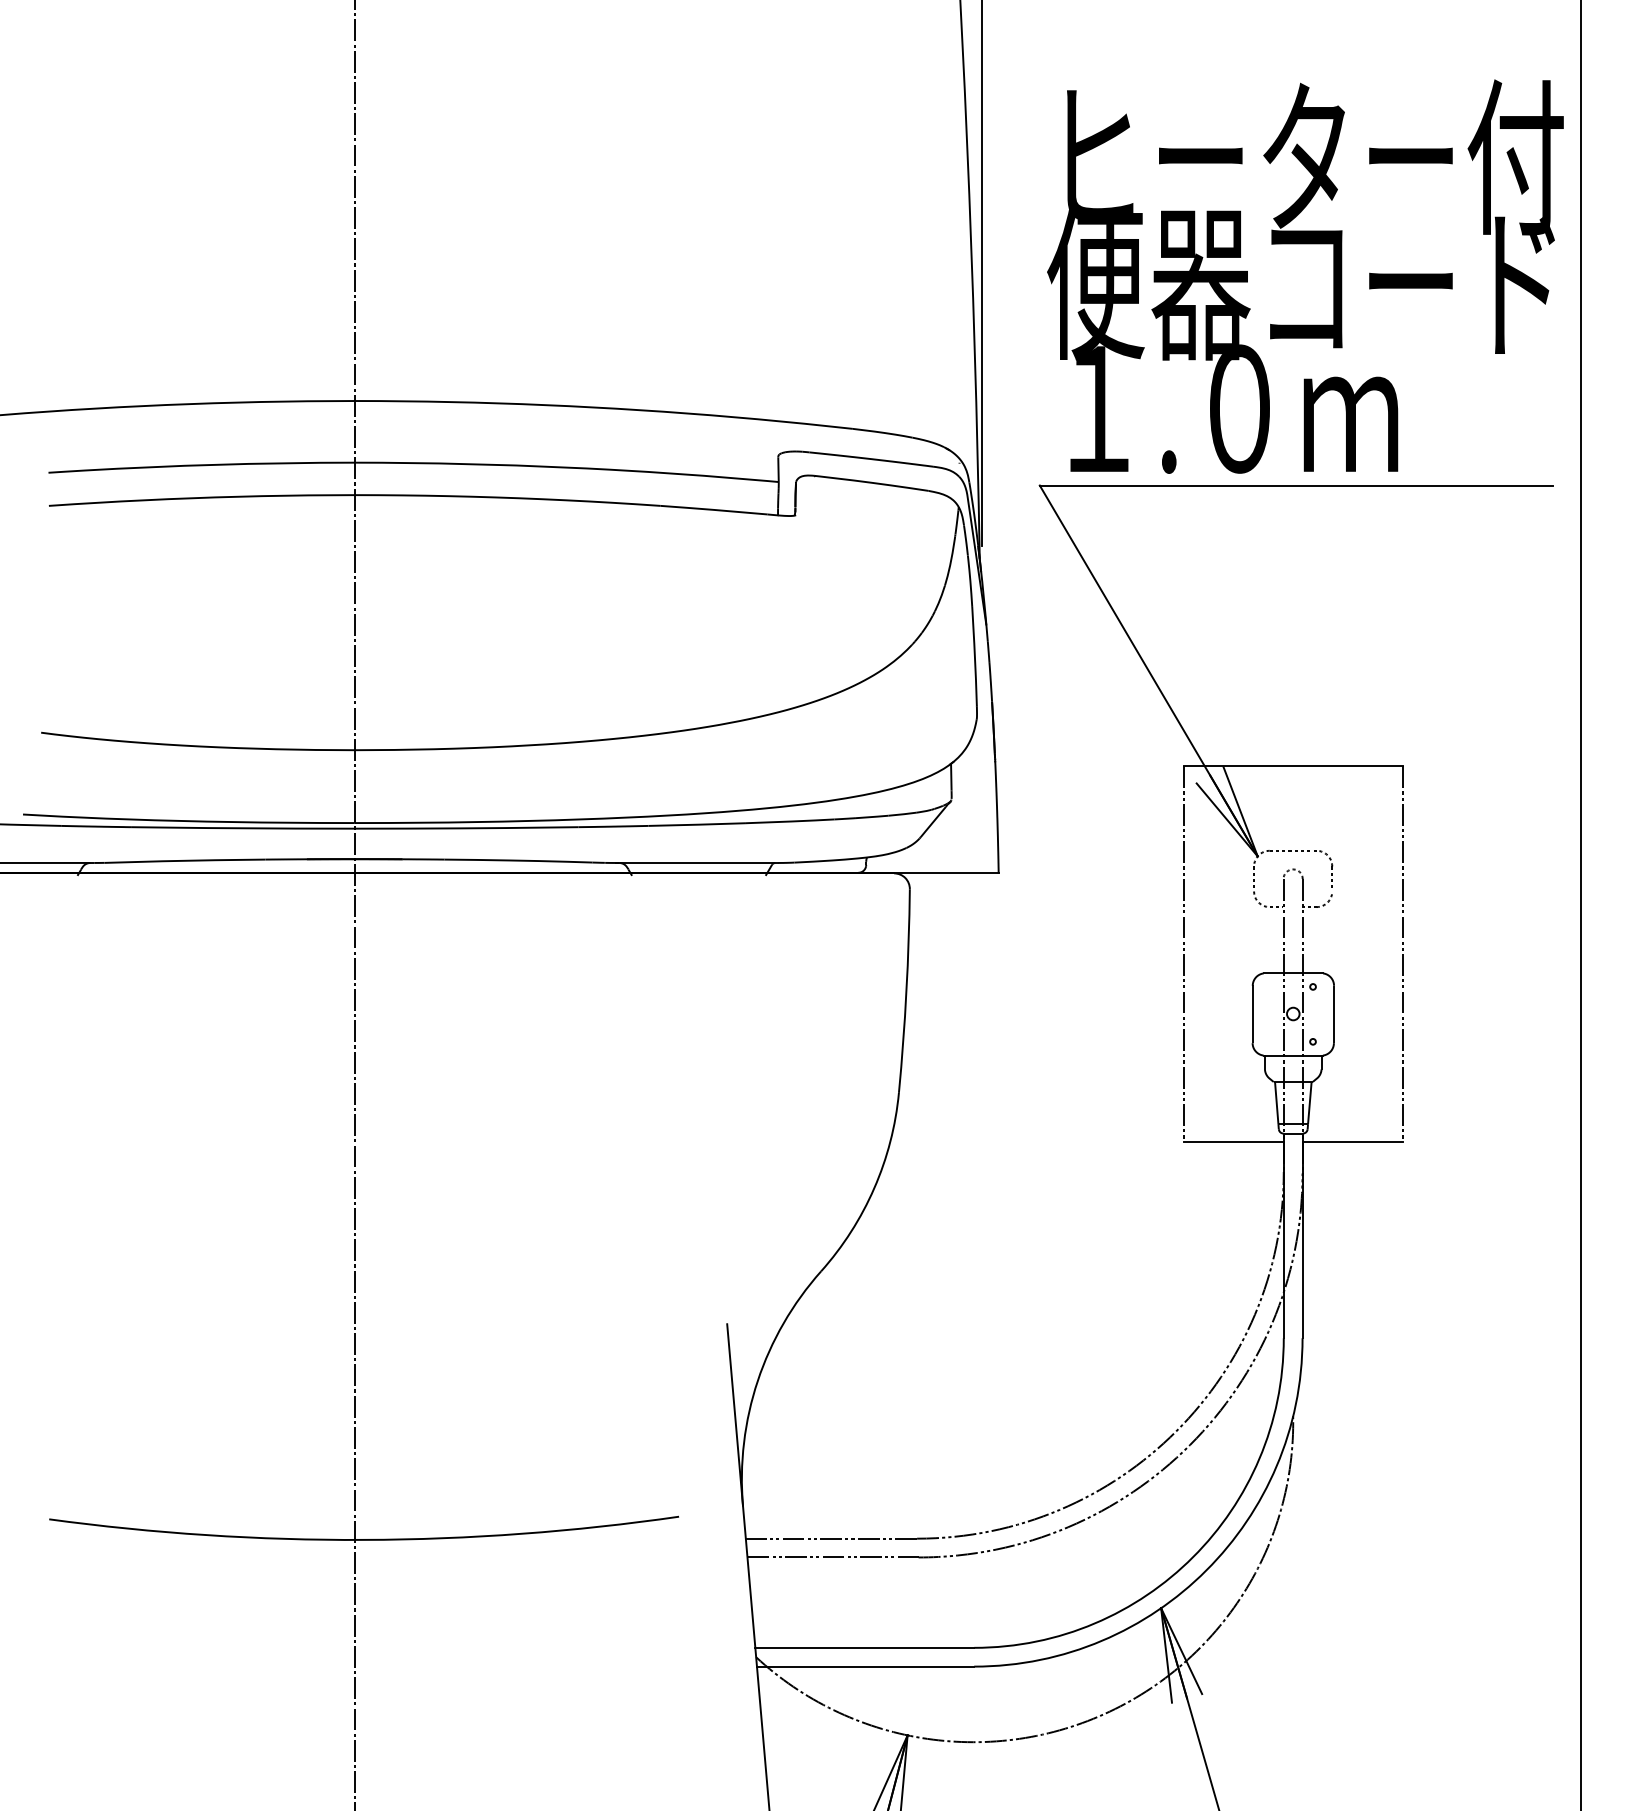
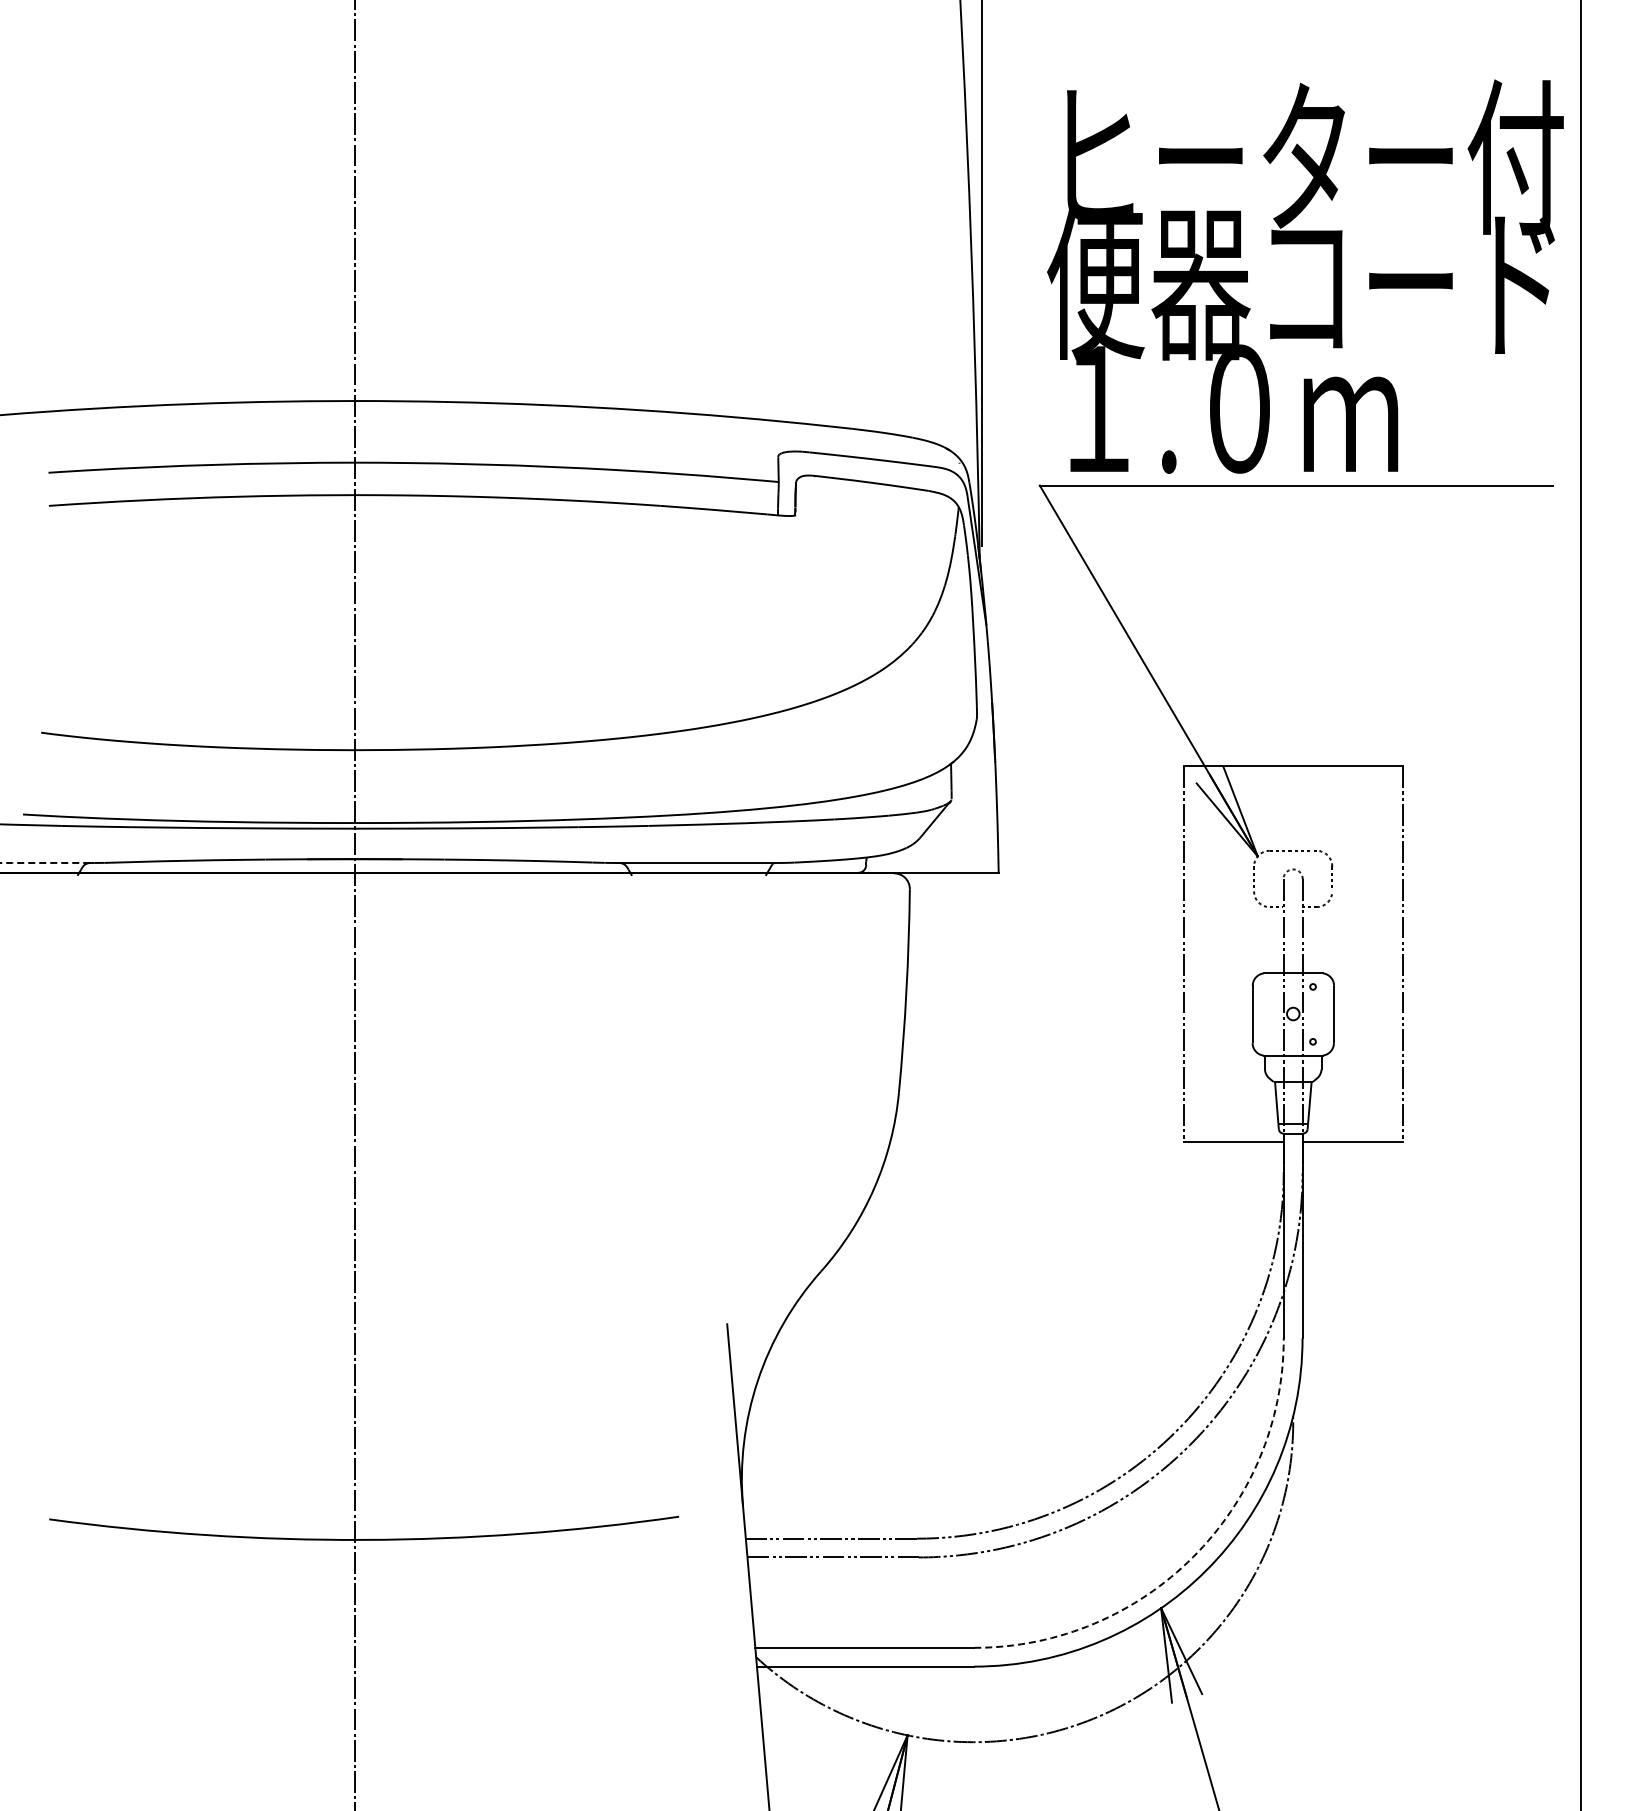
line: solid -> dashed (44, 862)
arc: solid -> dashed (1193, 1557)
